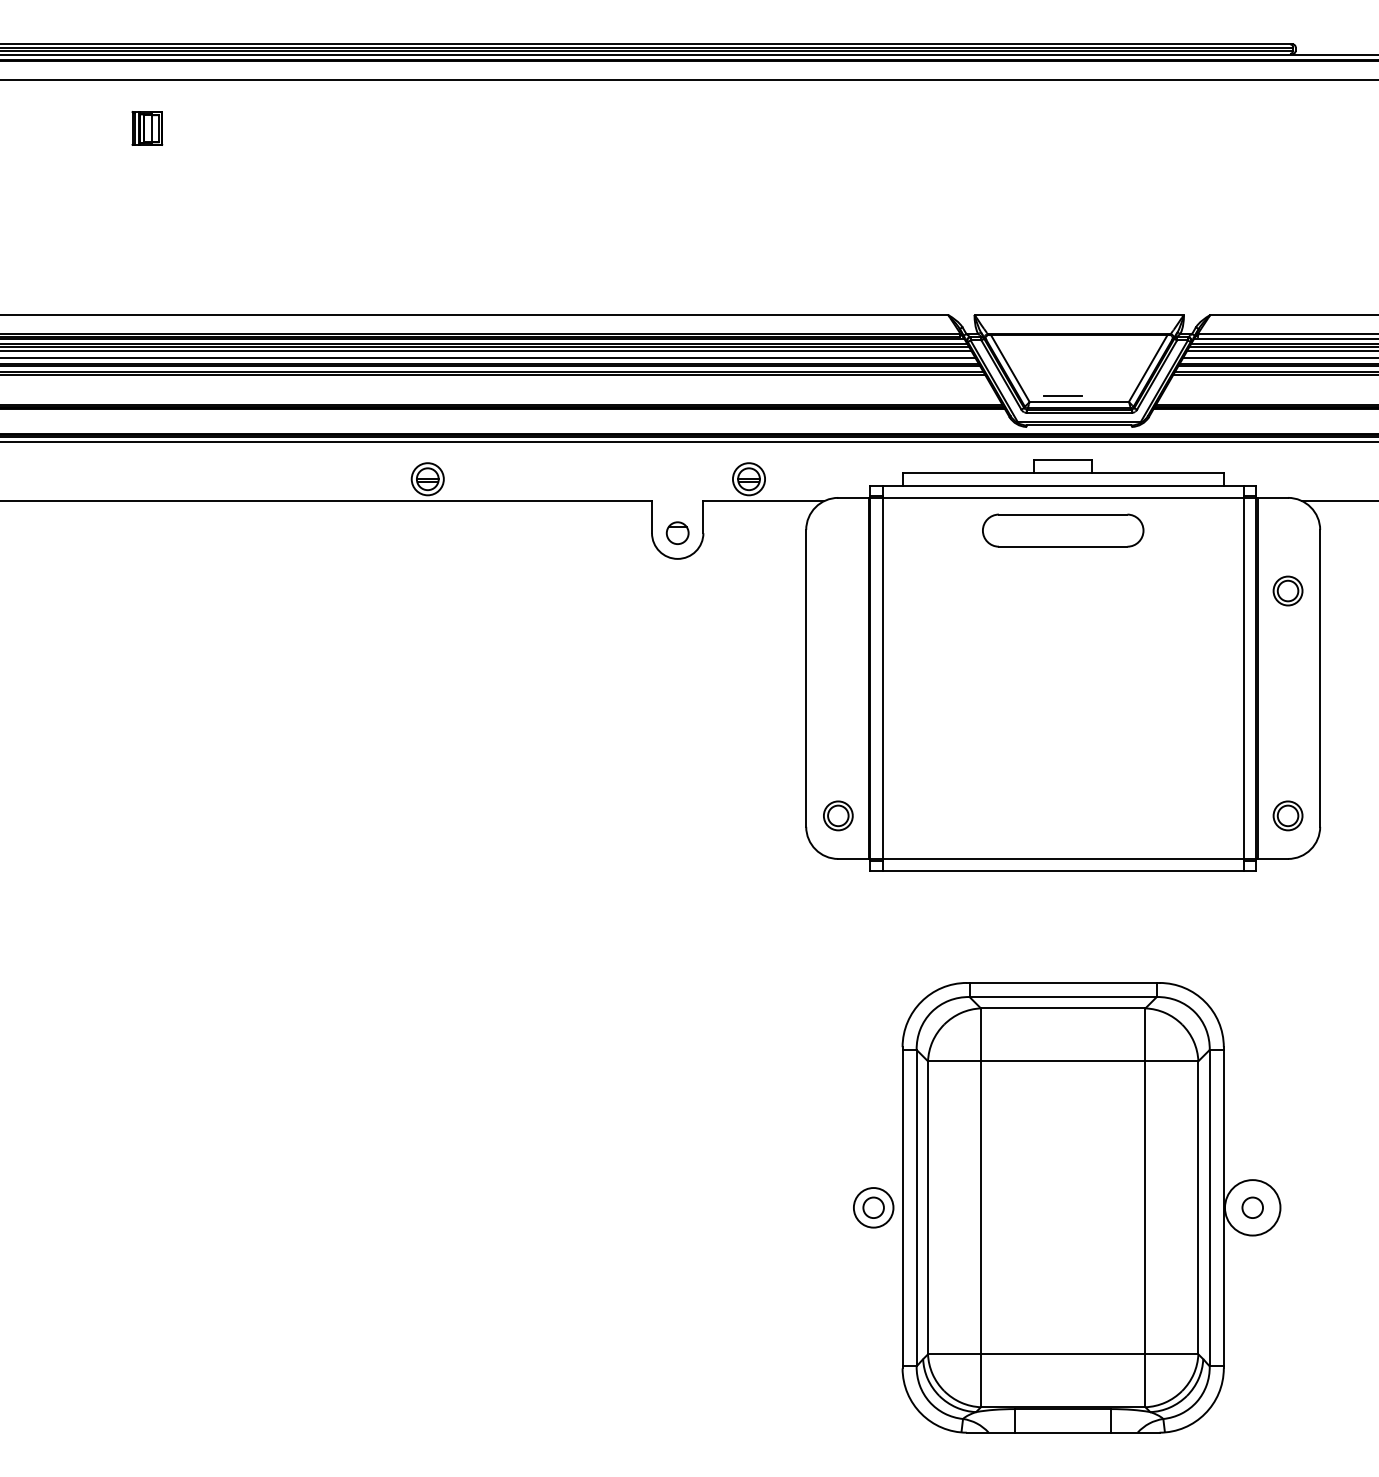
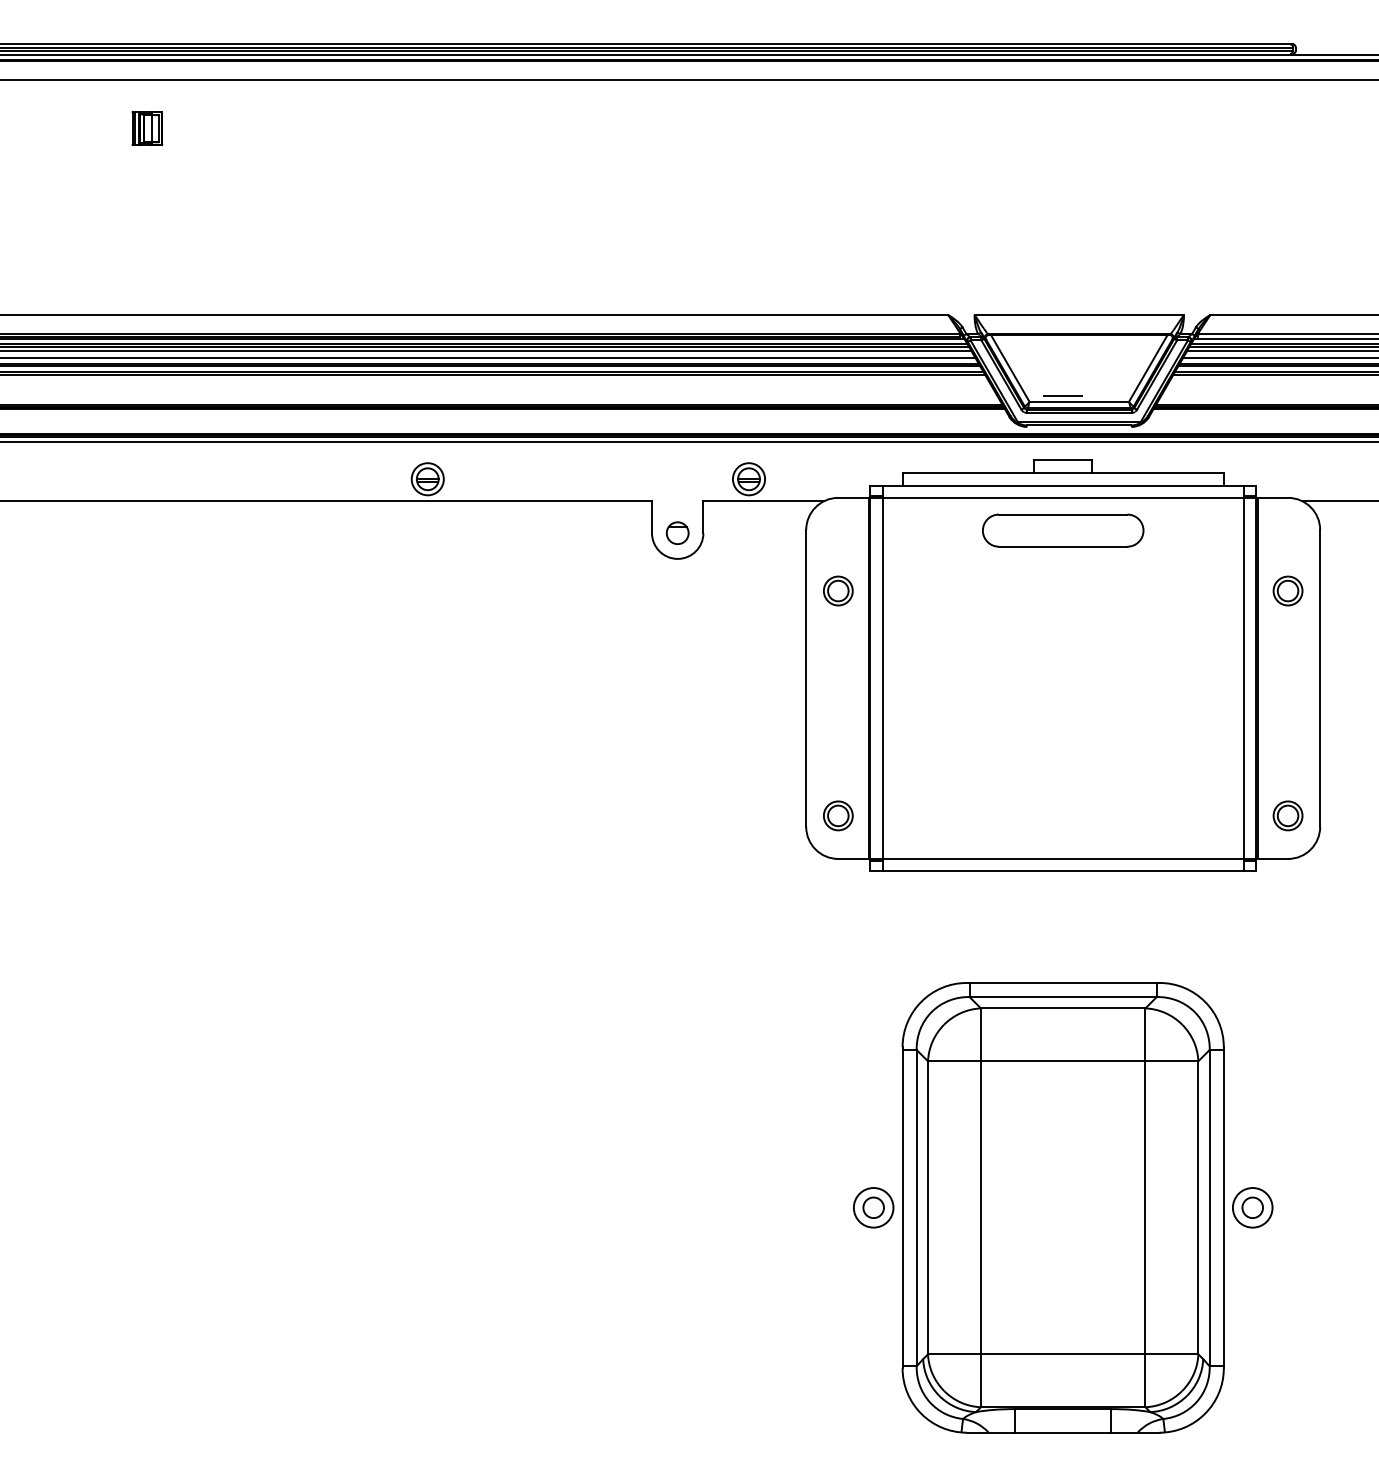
part: none -> present (838, 590)
circle diameter: 55 px -> 40 px (1252, 1207)
